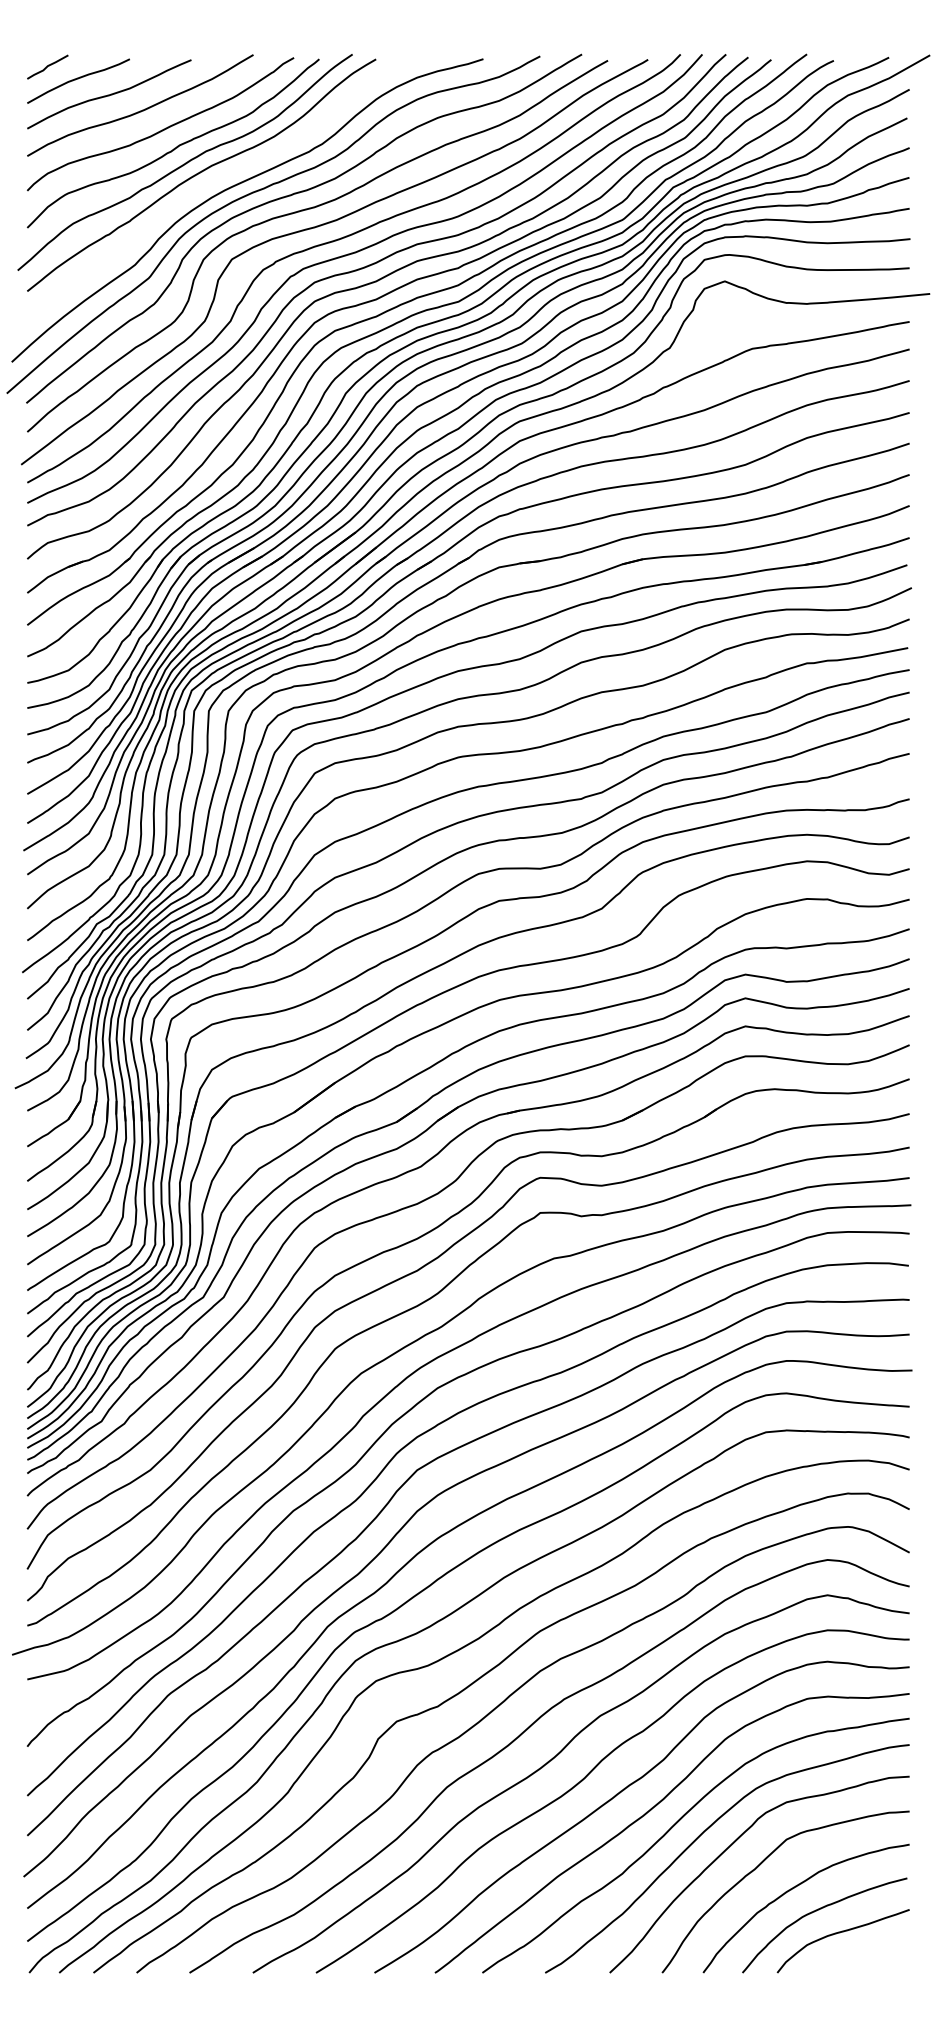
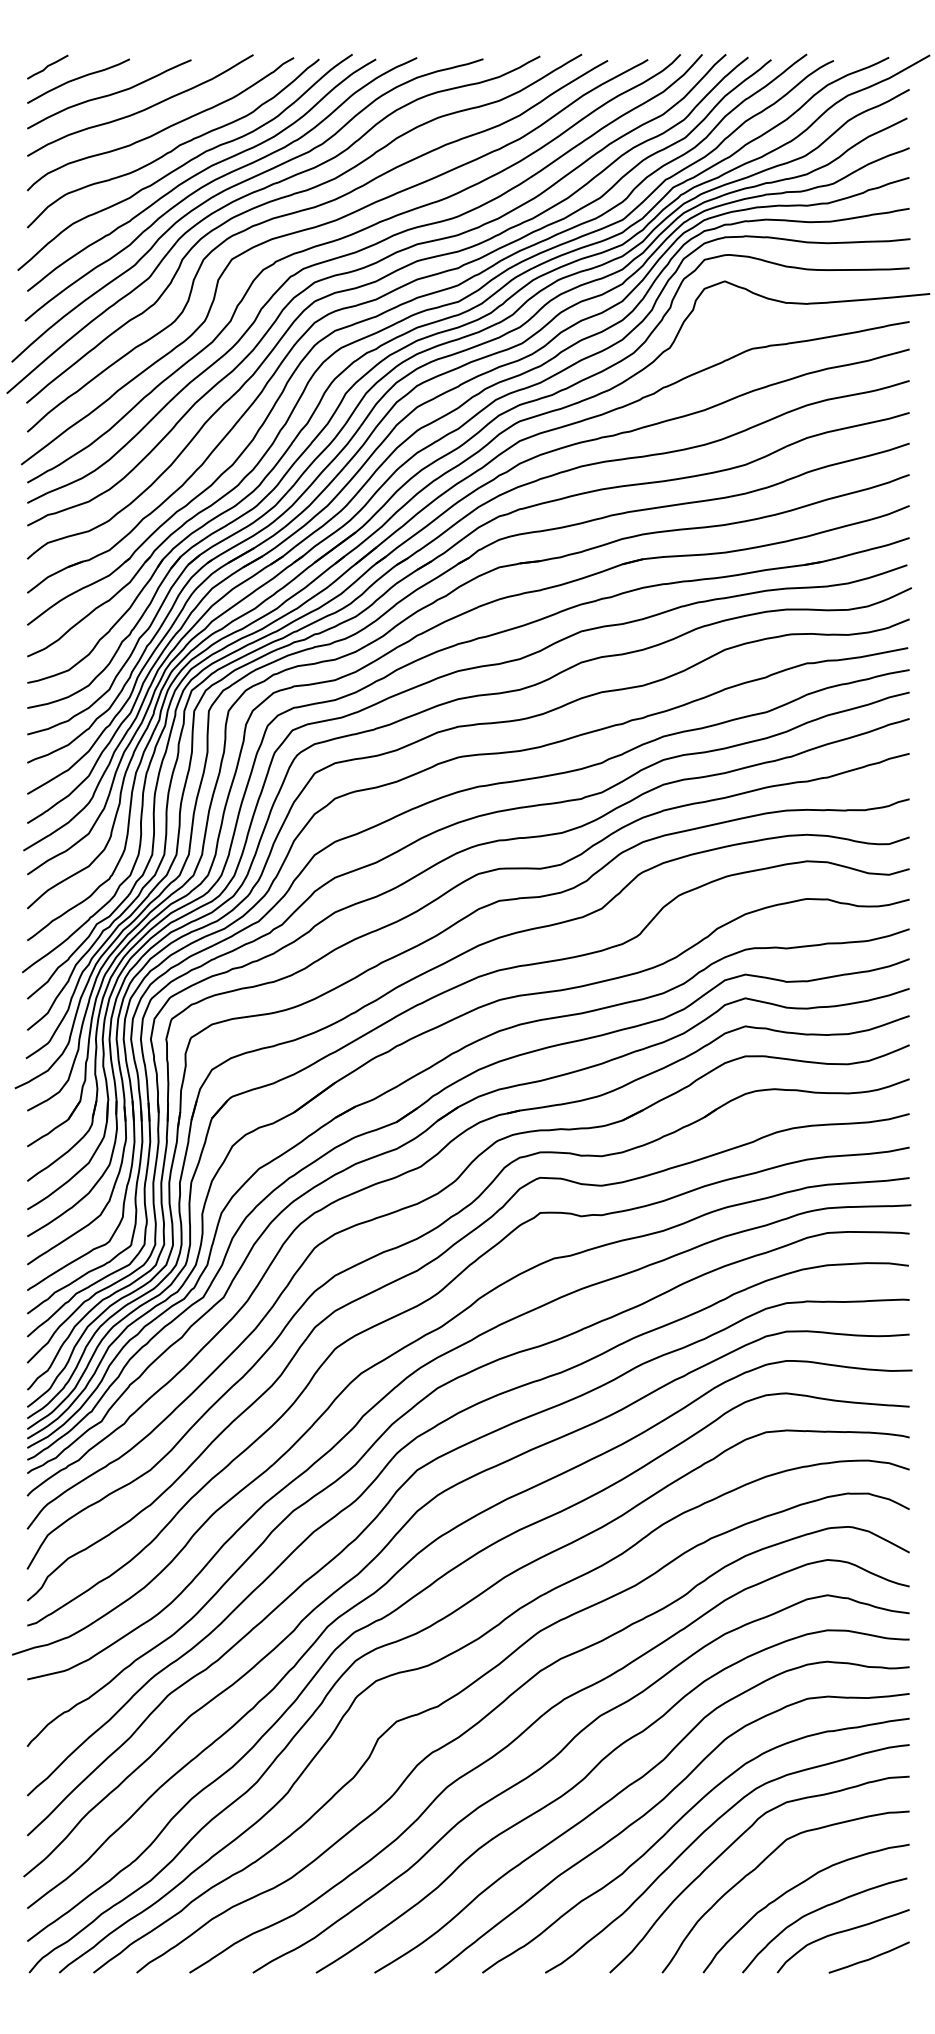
curve: none -> present (216, 180)
curve: none -> present (868, 1958)
